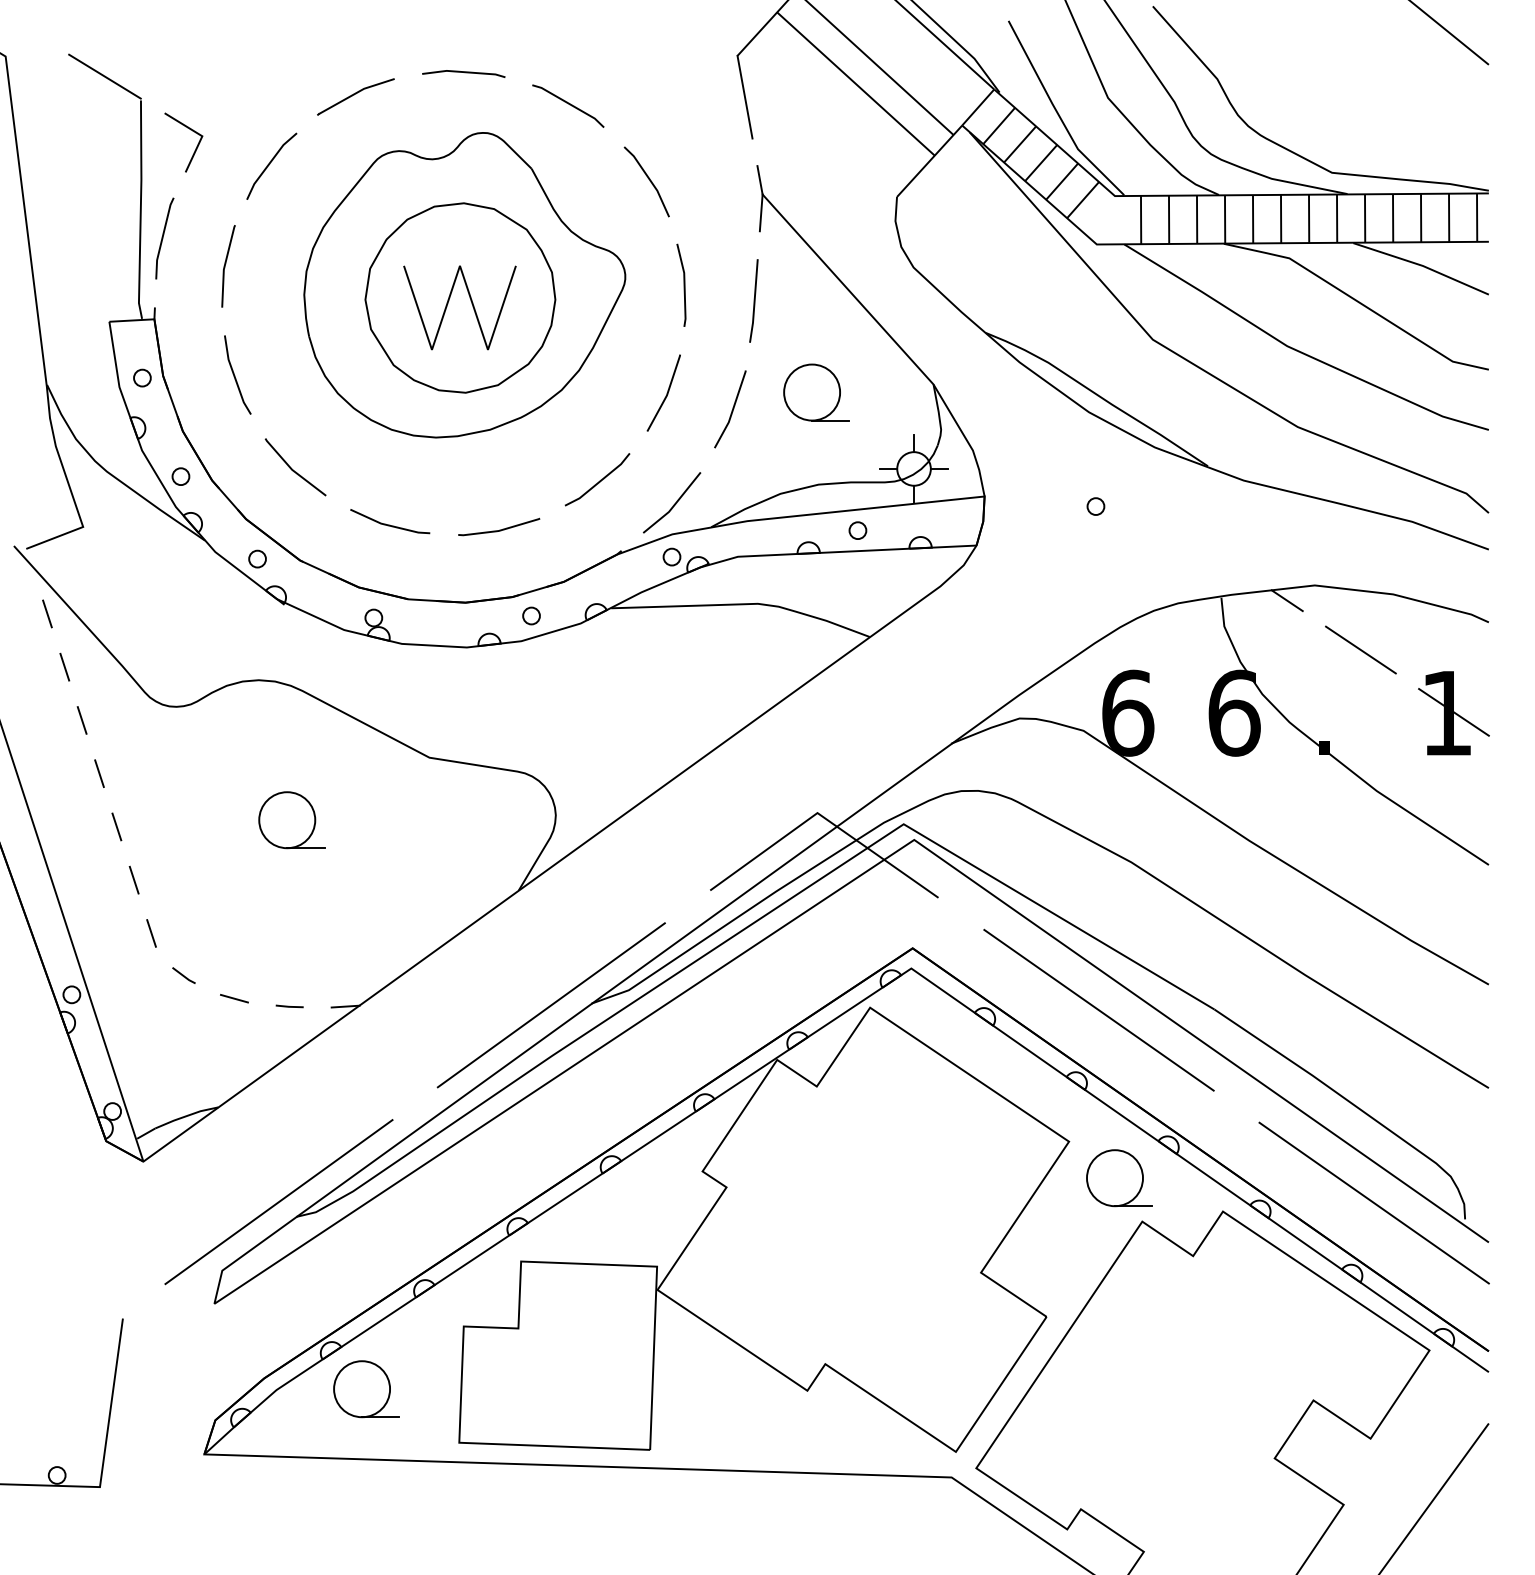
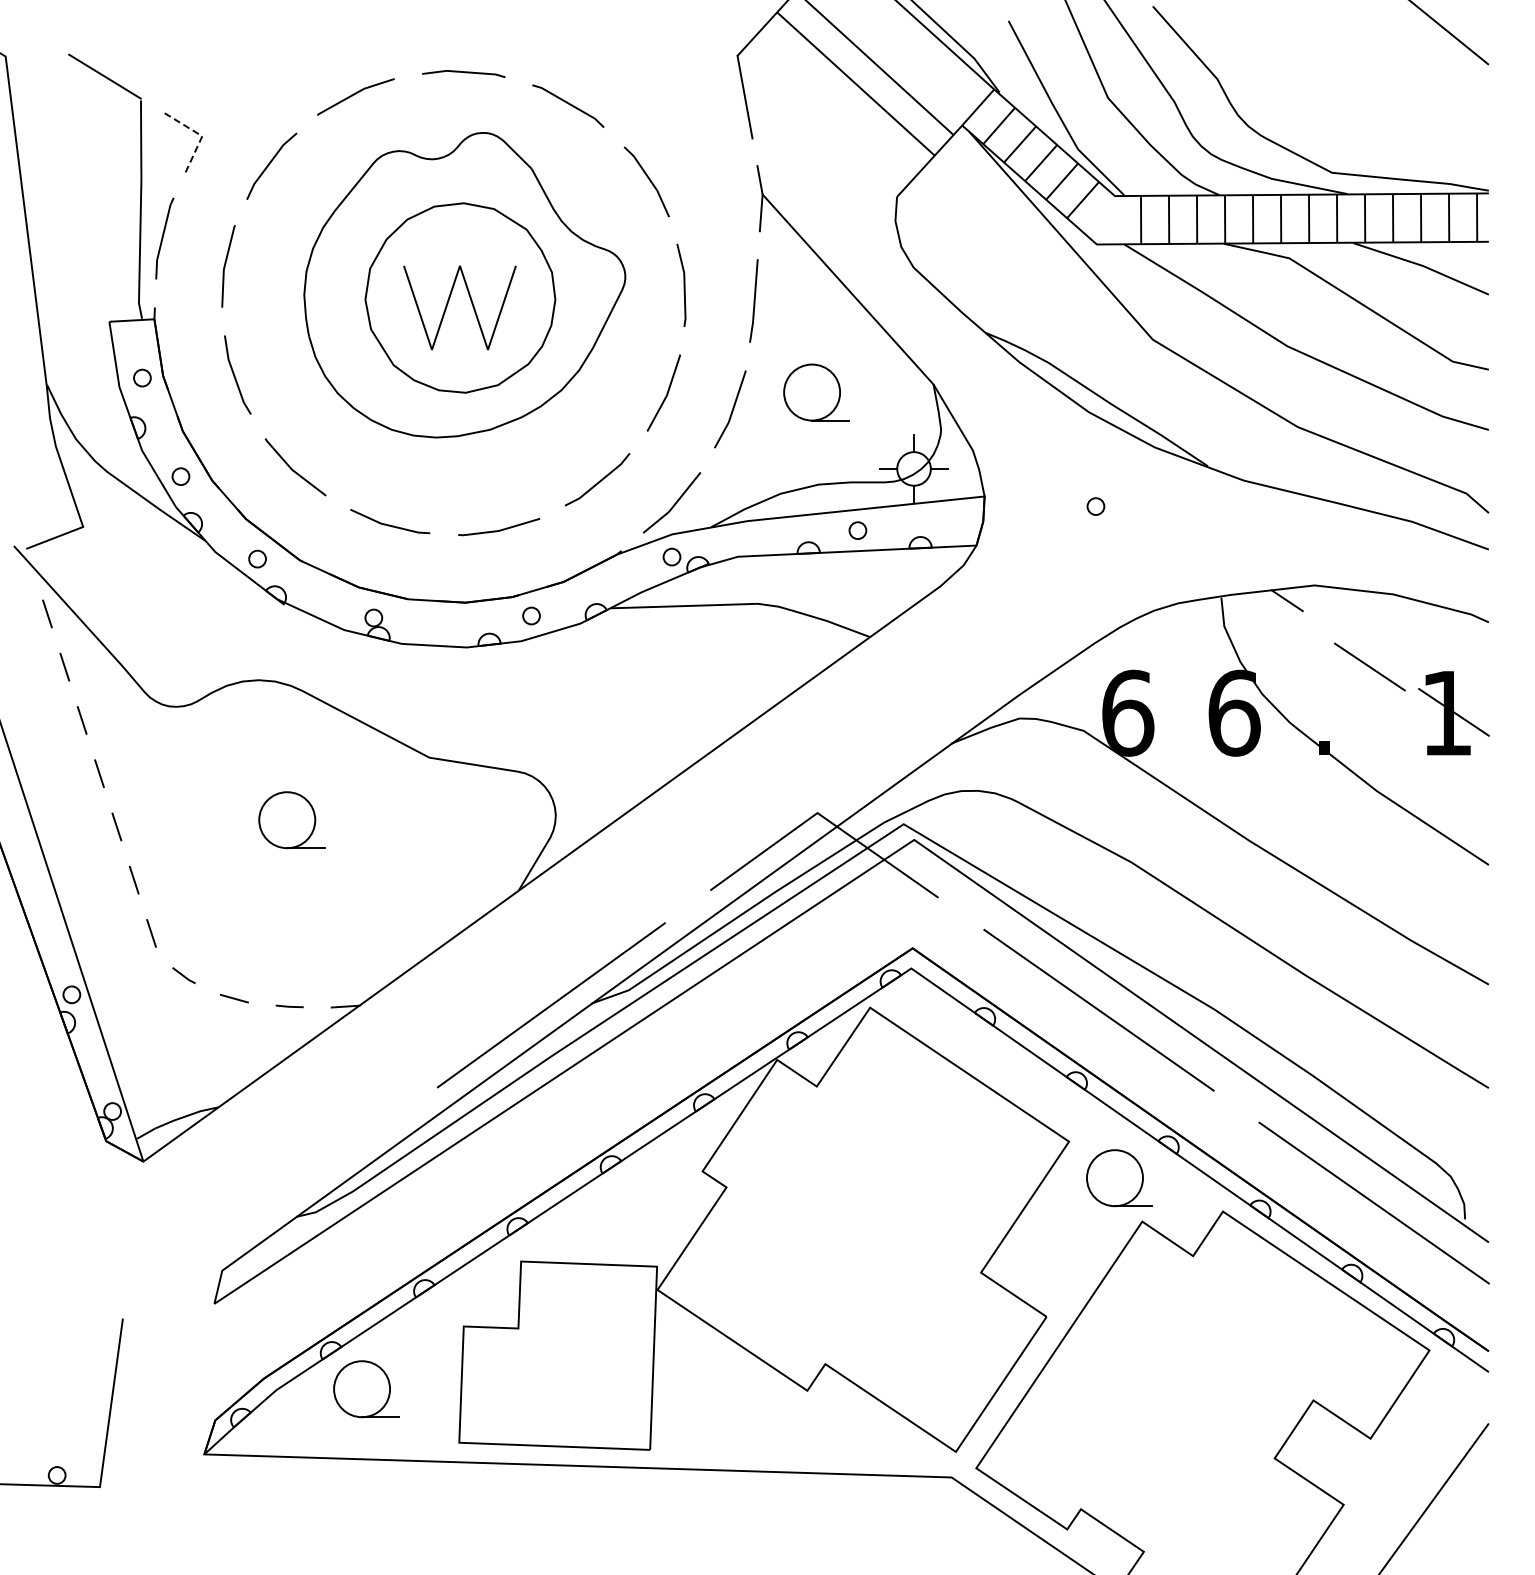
line: solid -> dashed (200, 135)
line position: (1360, 649) -> (1369, 666) (1369, 666)
line: present -> none (278, 1202)
